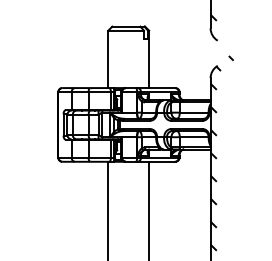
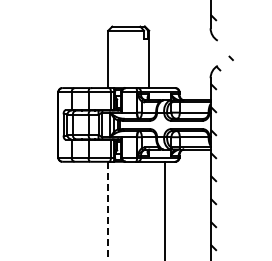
line position: (149, 209) -> (165, 209) (165, 209)
line: solid -> dashed (108, 211)
